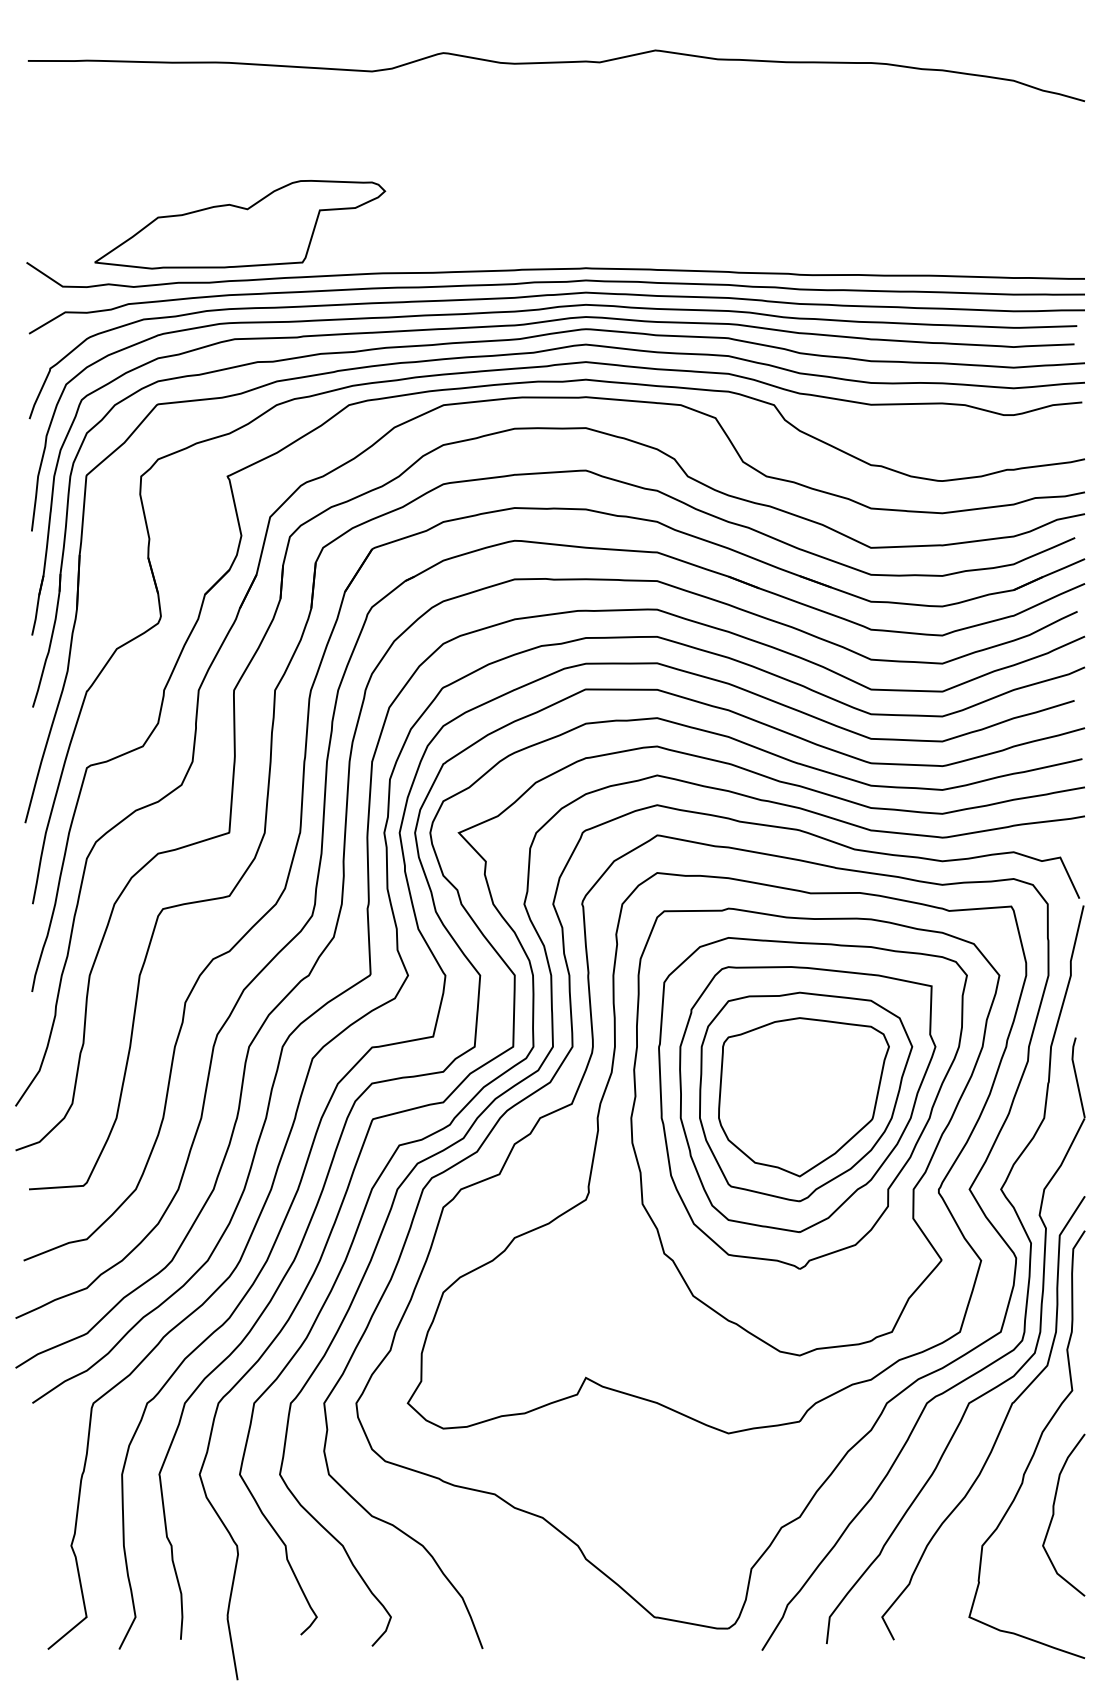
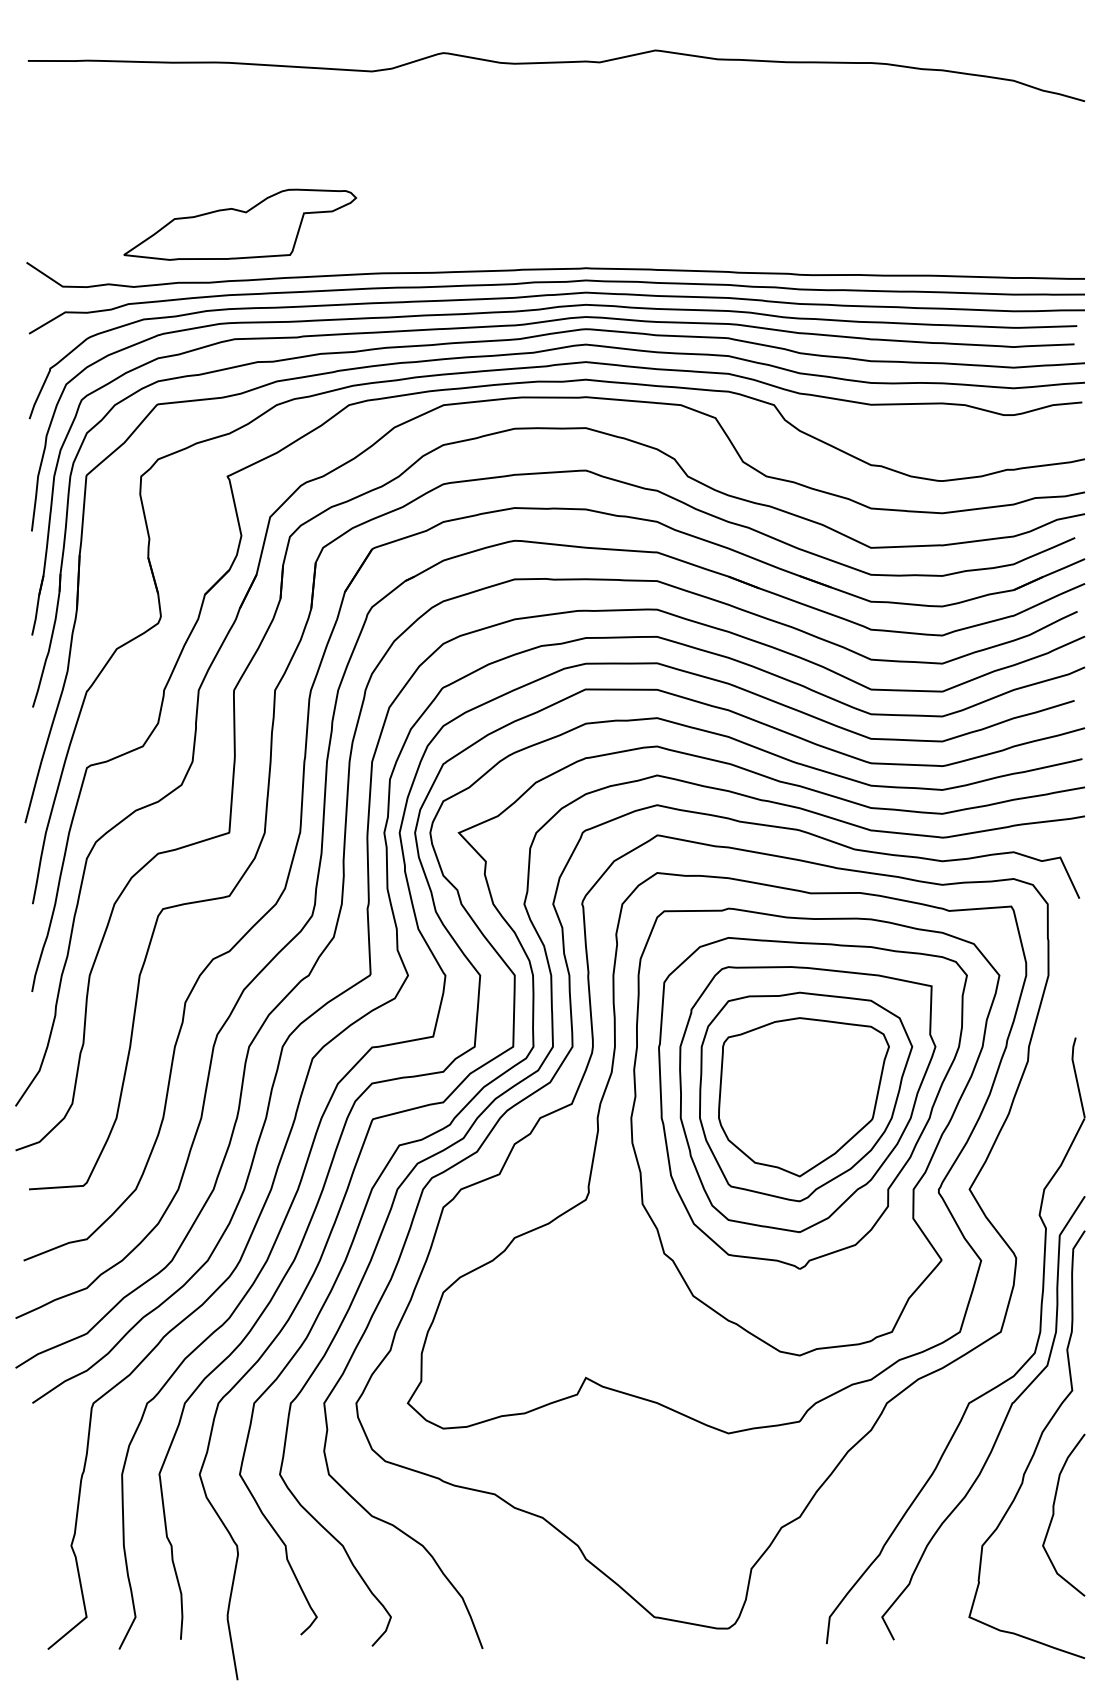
part size: 293x90 px -> 235x73 px (240, 224)
curve: present -> none (1027, 1283)
